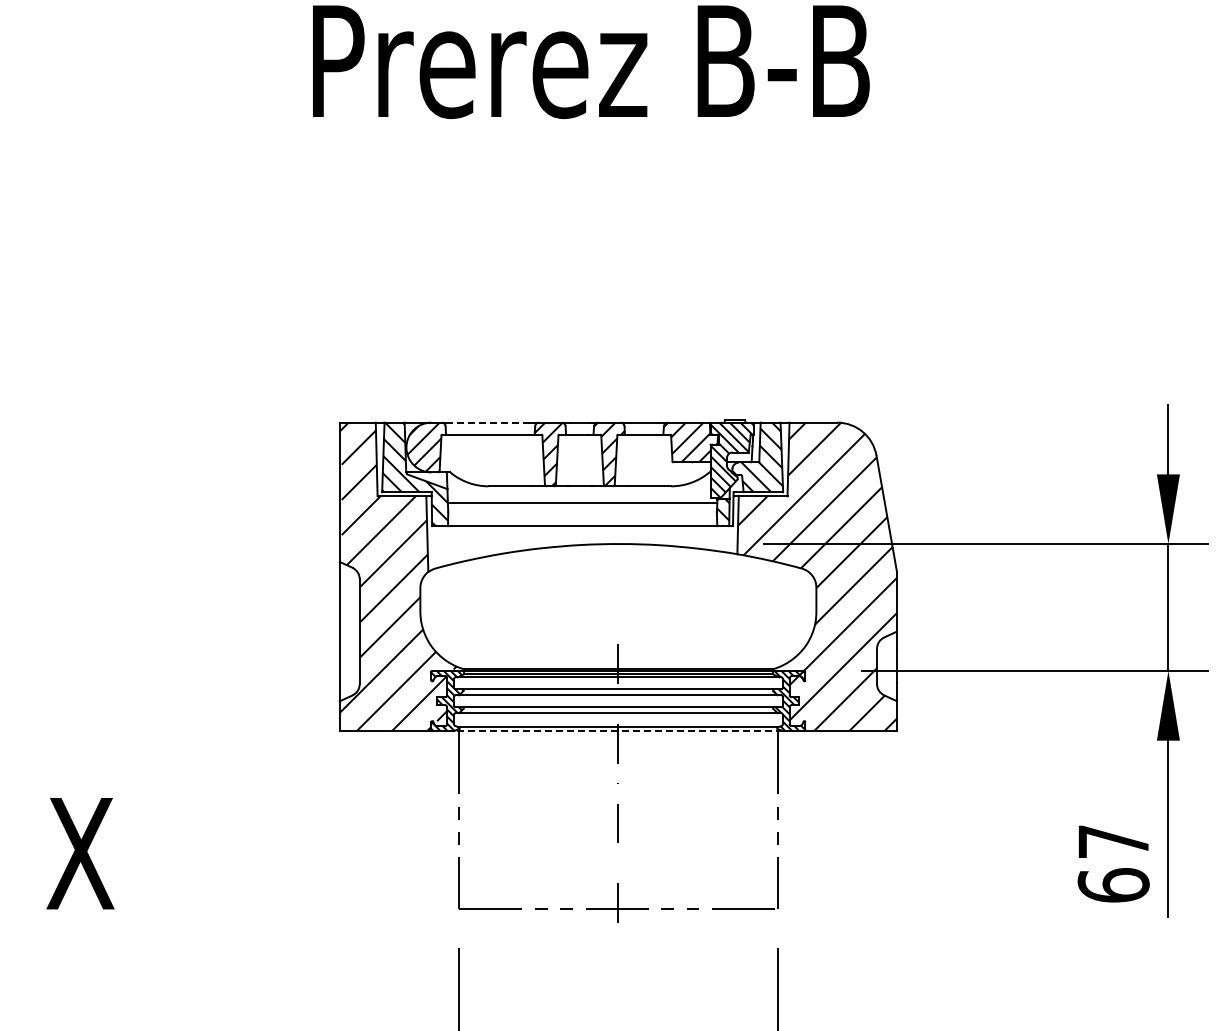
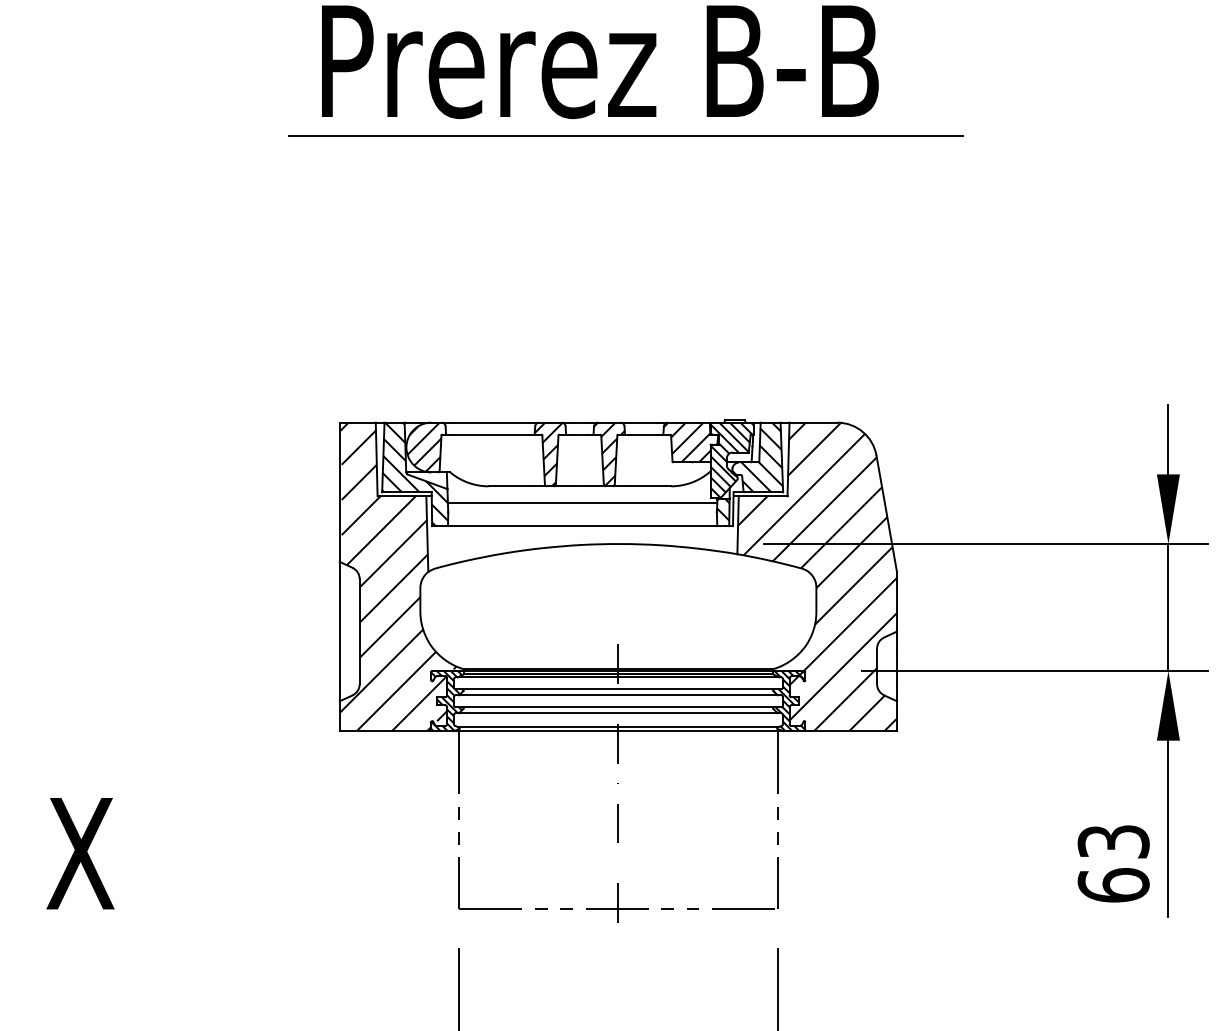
text position: (591, 62) -> (600, 62) (600, 62)
line: none -> present (625, 136)
line: dashed -> solid (489, 422)
line: dashed -> solid (618, 731)
text: 67 -> 63 (1113, 841)
